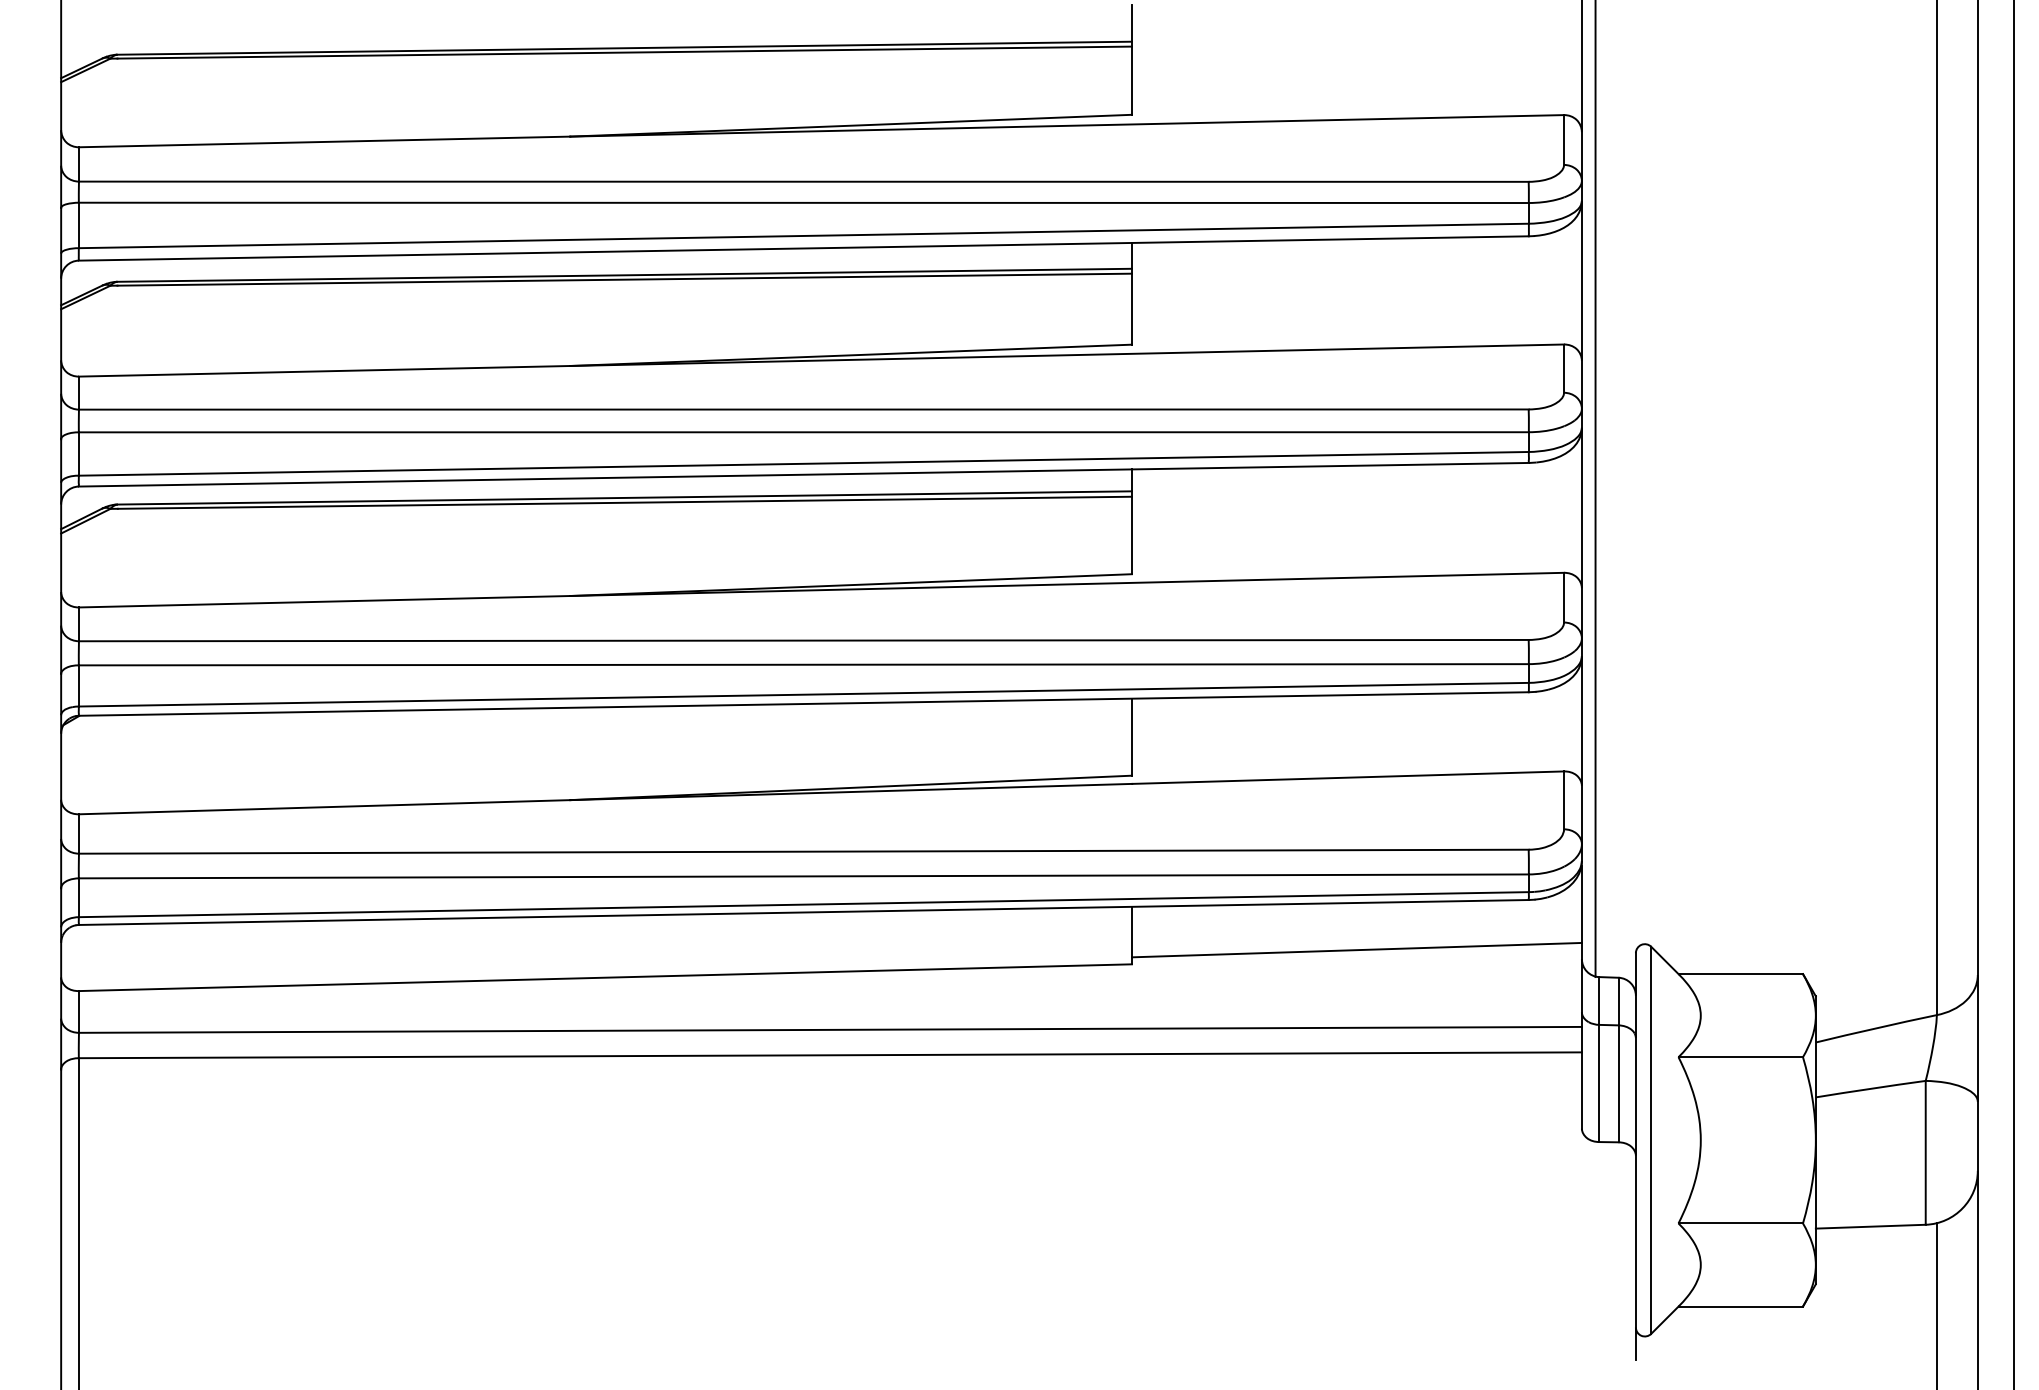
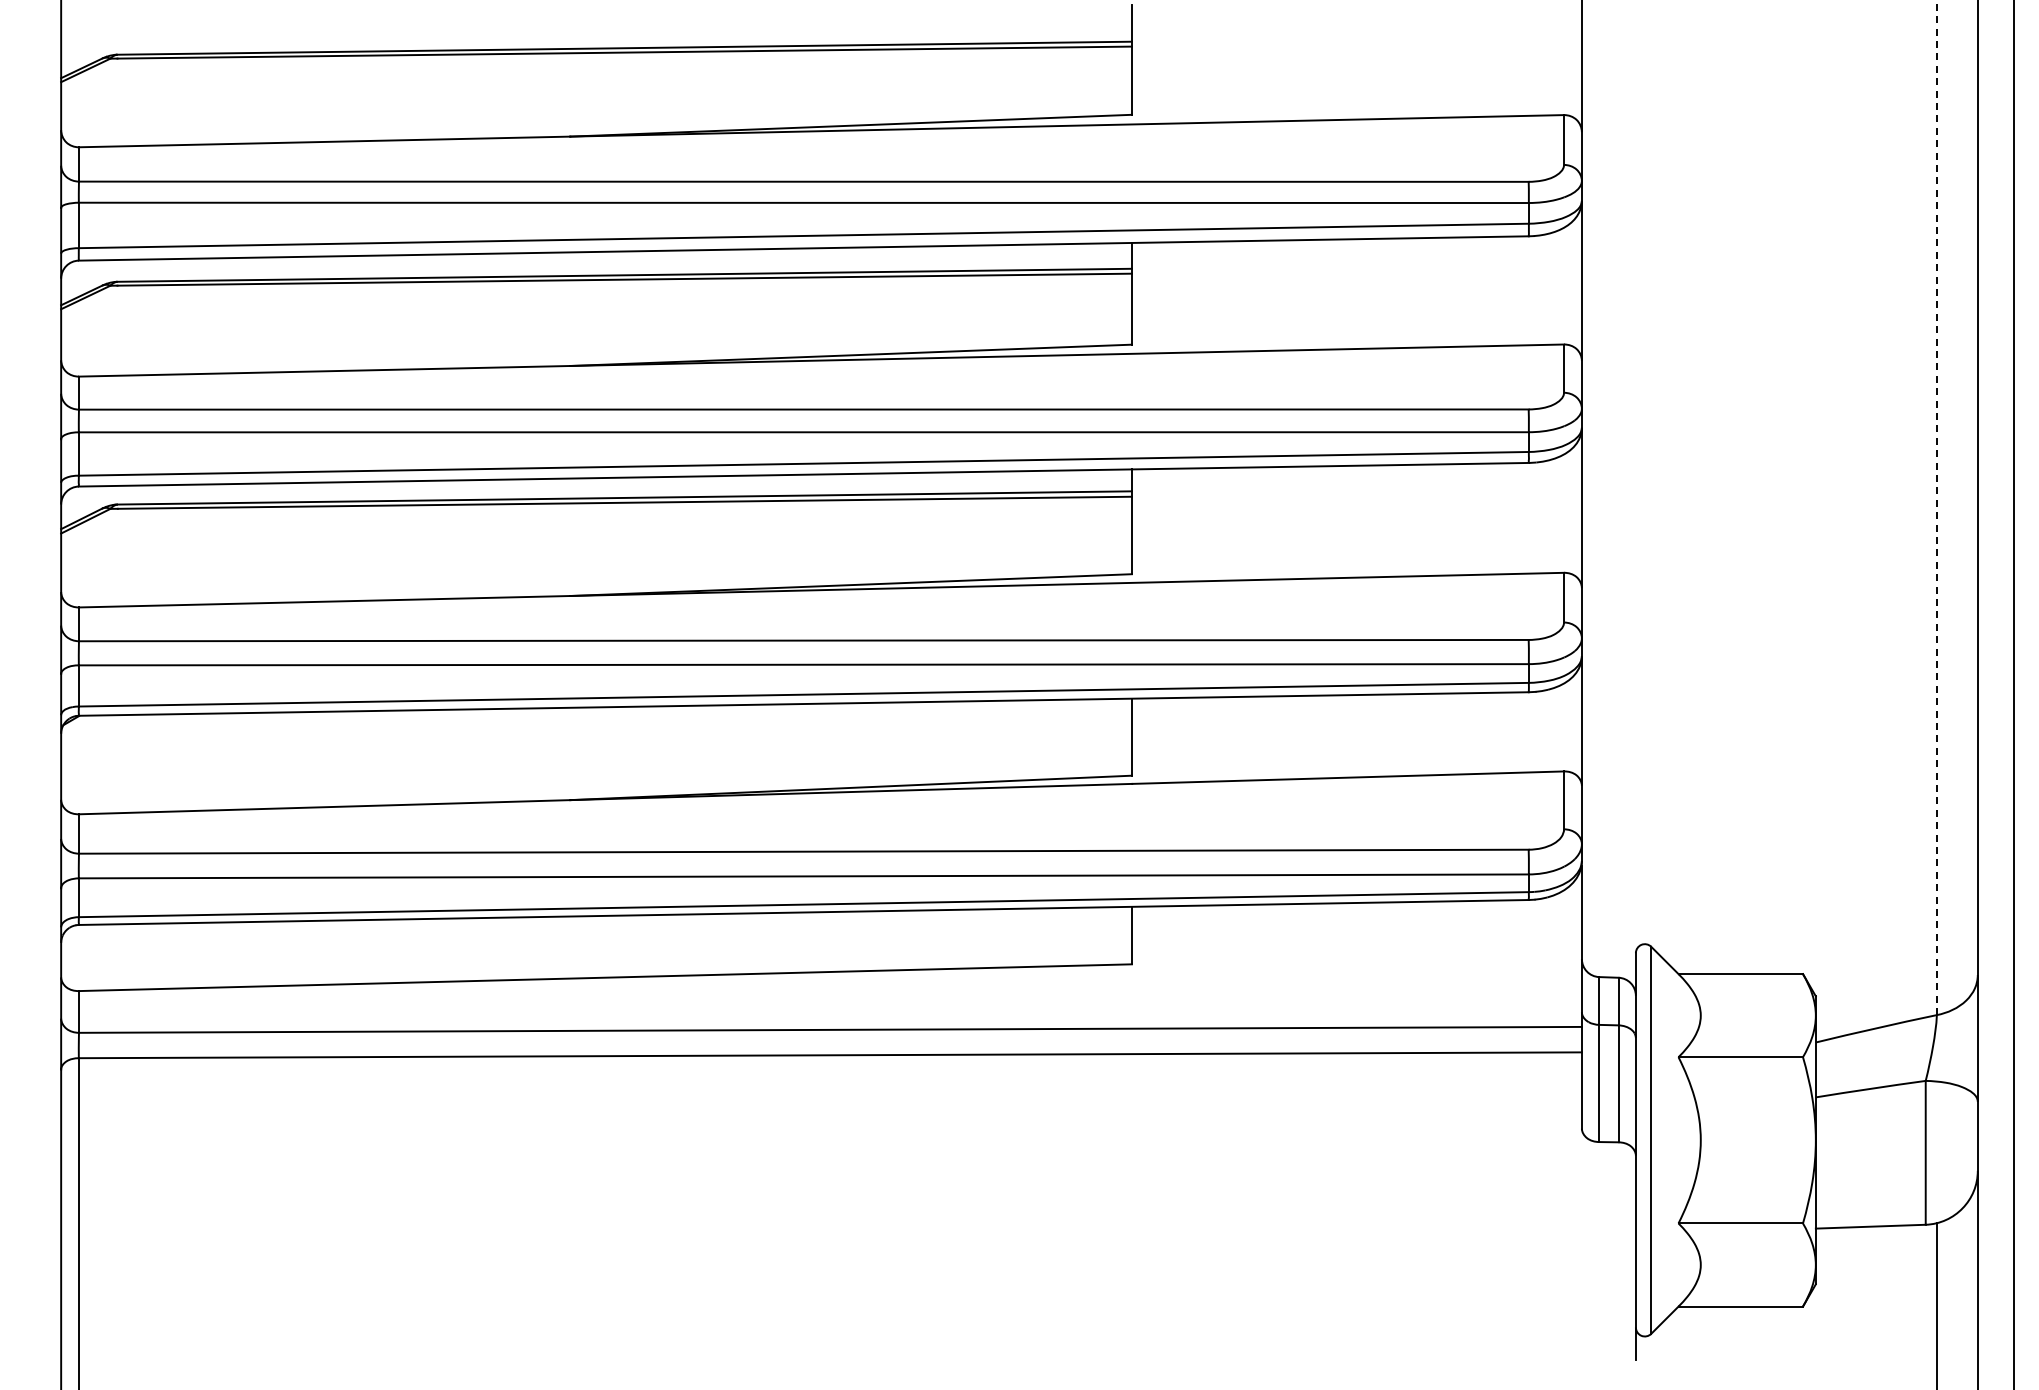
line: present -> none (1595, 489)
line: solid -> dashed (1936, 507)
line: present -> none (1356, 949)
